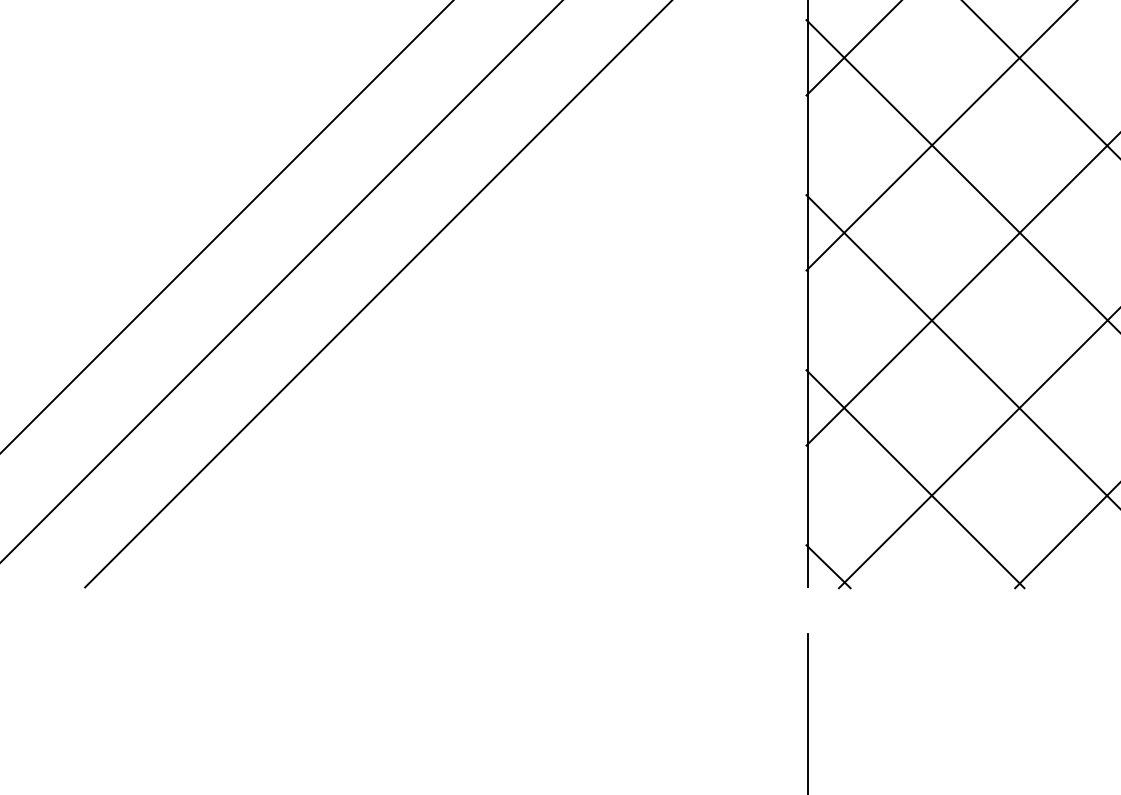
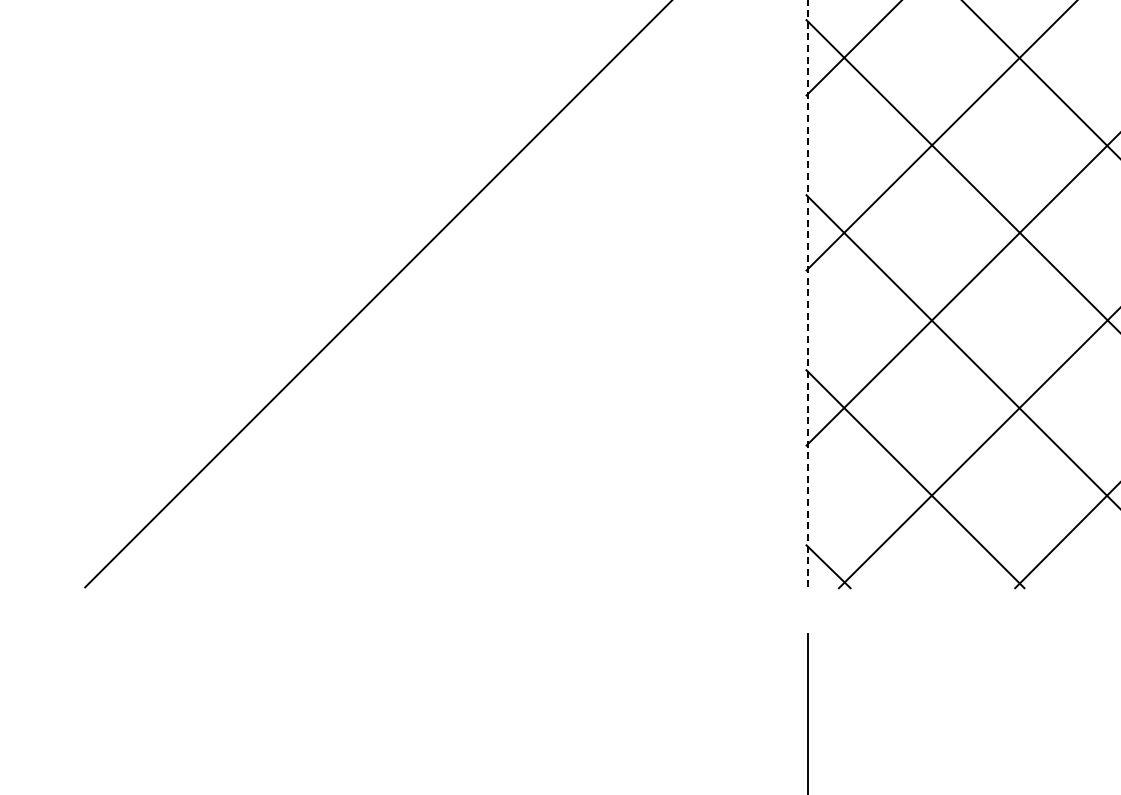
line: present -> none (226, 226)
line: present -> none (281, 281)
line: solid -> dashed (807, 293)
